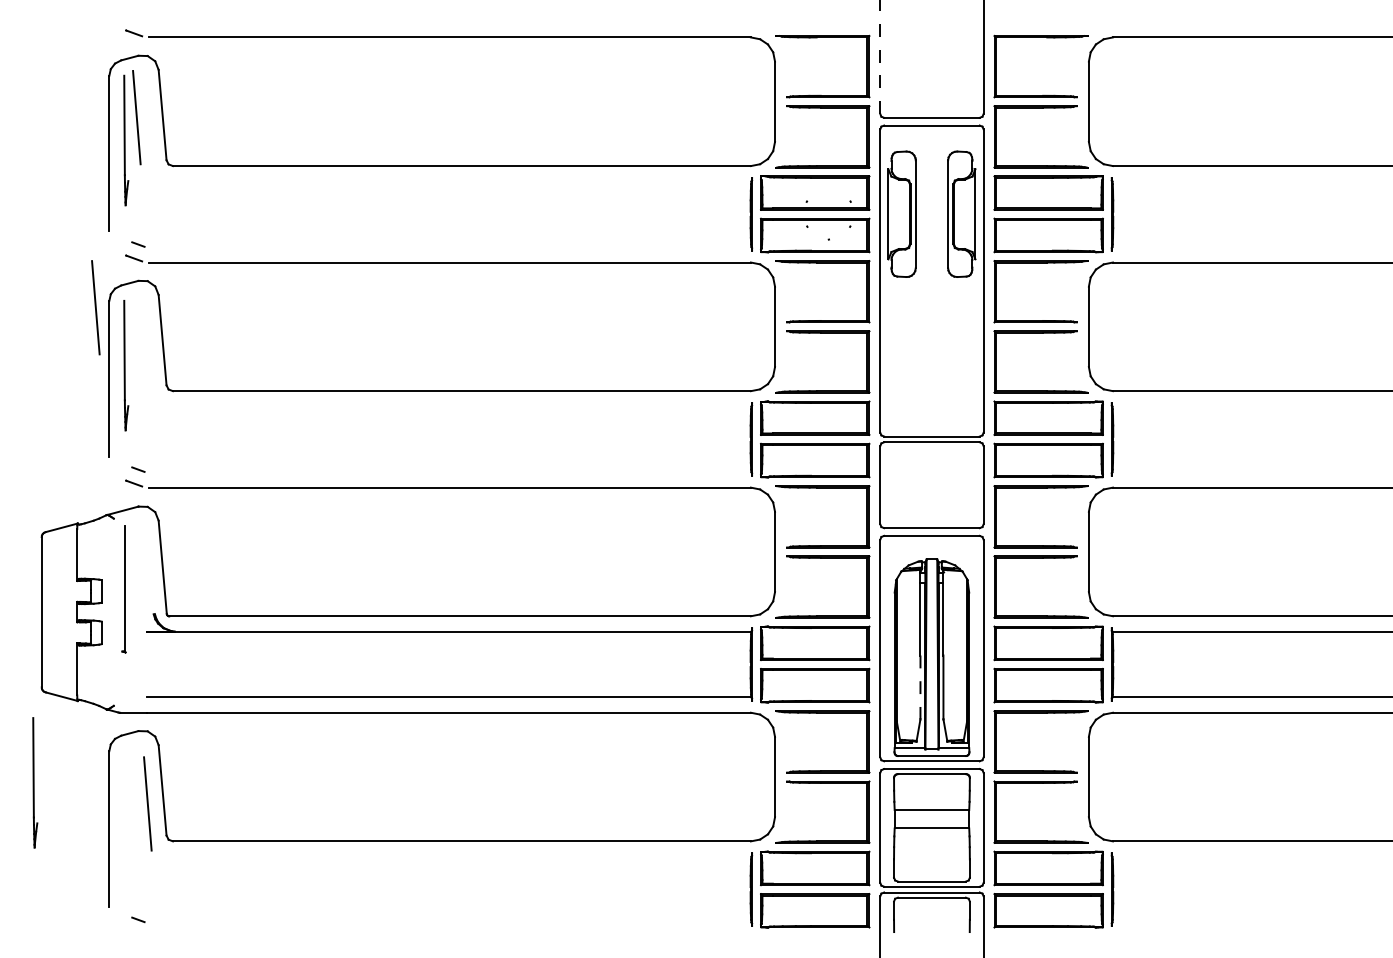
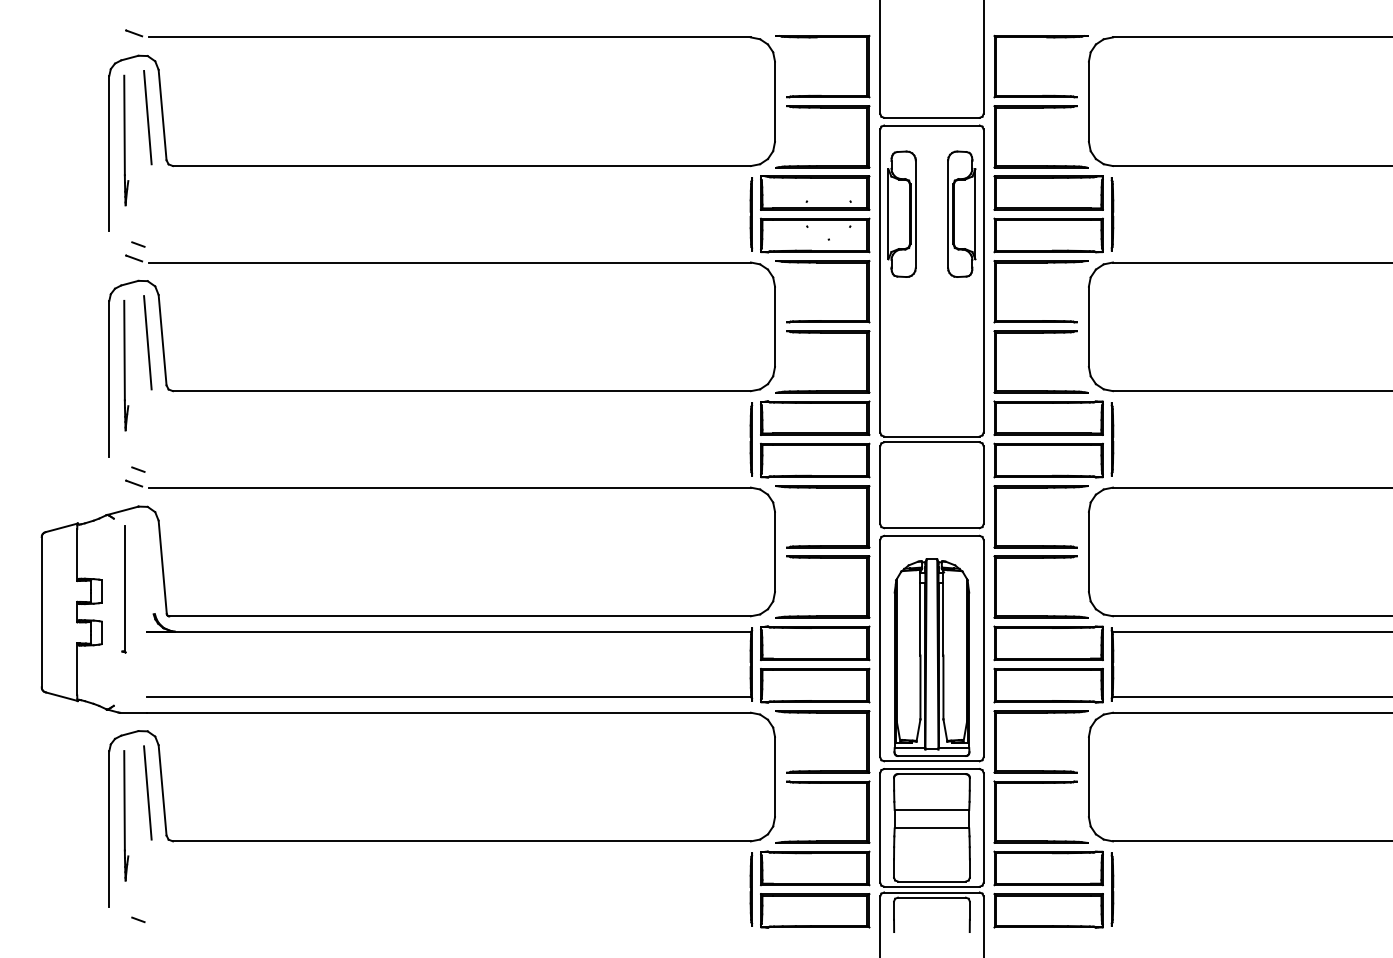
line: dashed -> solid (880, 57)
line position: (136, 117) -> (147, 117) (147, 117)
line position: (95, 307) -> (147, 342) (147, 342)
line: dashed -> solid (920, 687)
part position: (35, 782) -> (126, 815) (126, 815)
line position: (147, 803) -> (147, 792) (147, 792)
